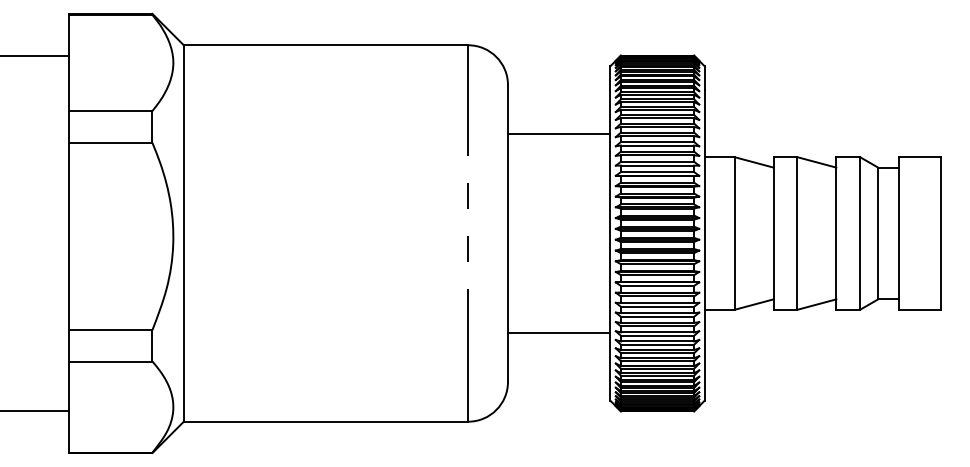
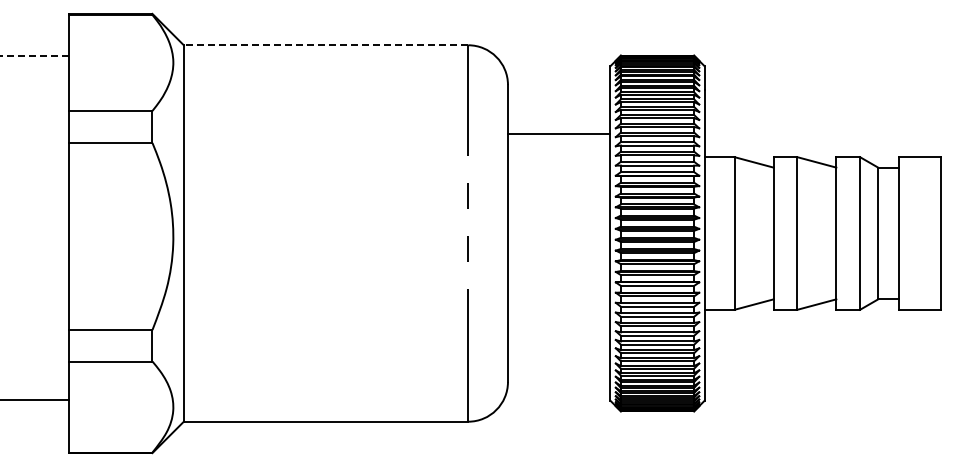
line: solid -> dashed (325, 45)
line: solid -> dashed (34, 55)
line: present -> none (558, 332)
line position: (35, 411) -> (35, 400) (35, 400)
